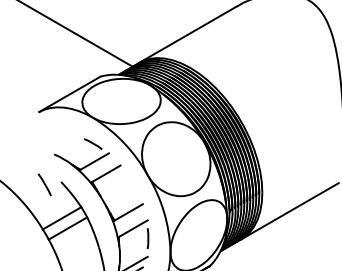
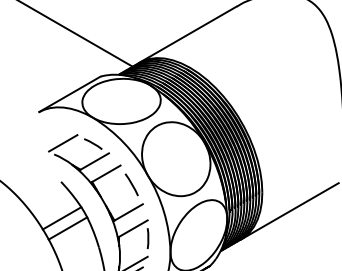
line: none -> present (63, 143)
line position: (44, 184) -> (131, 184) (131, 184)
